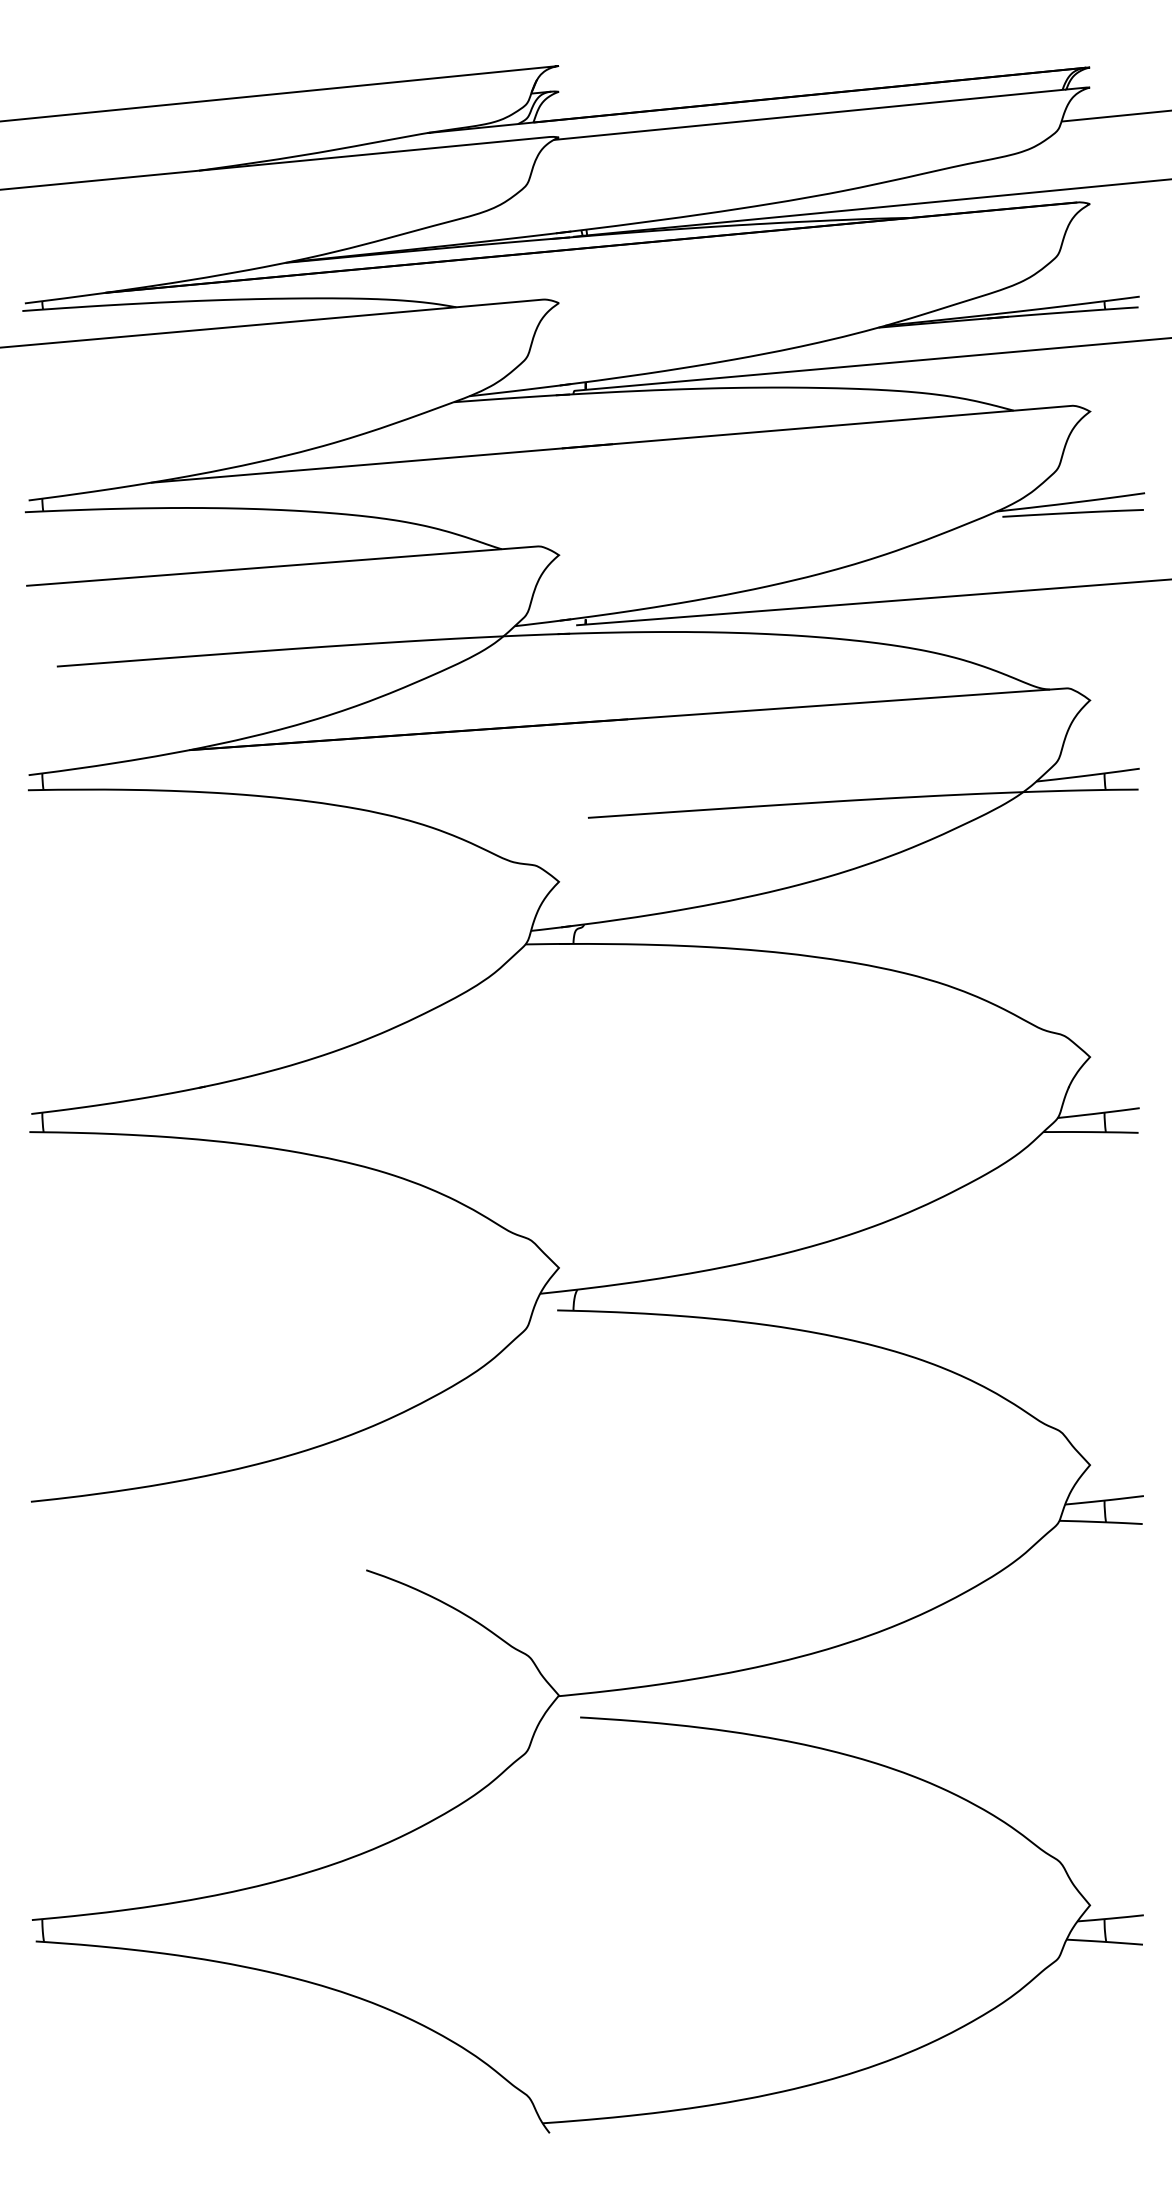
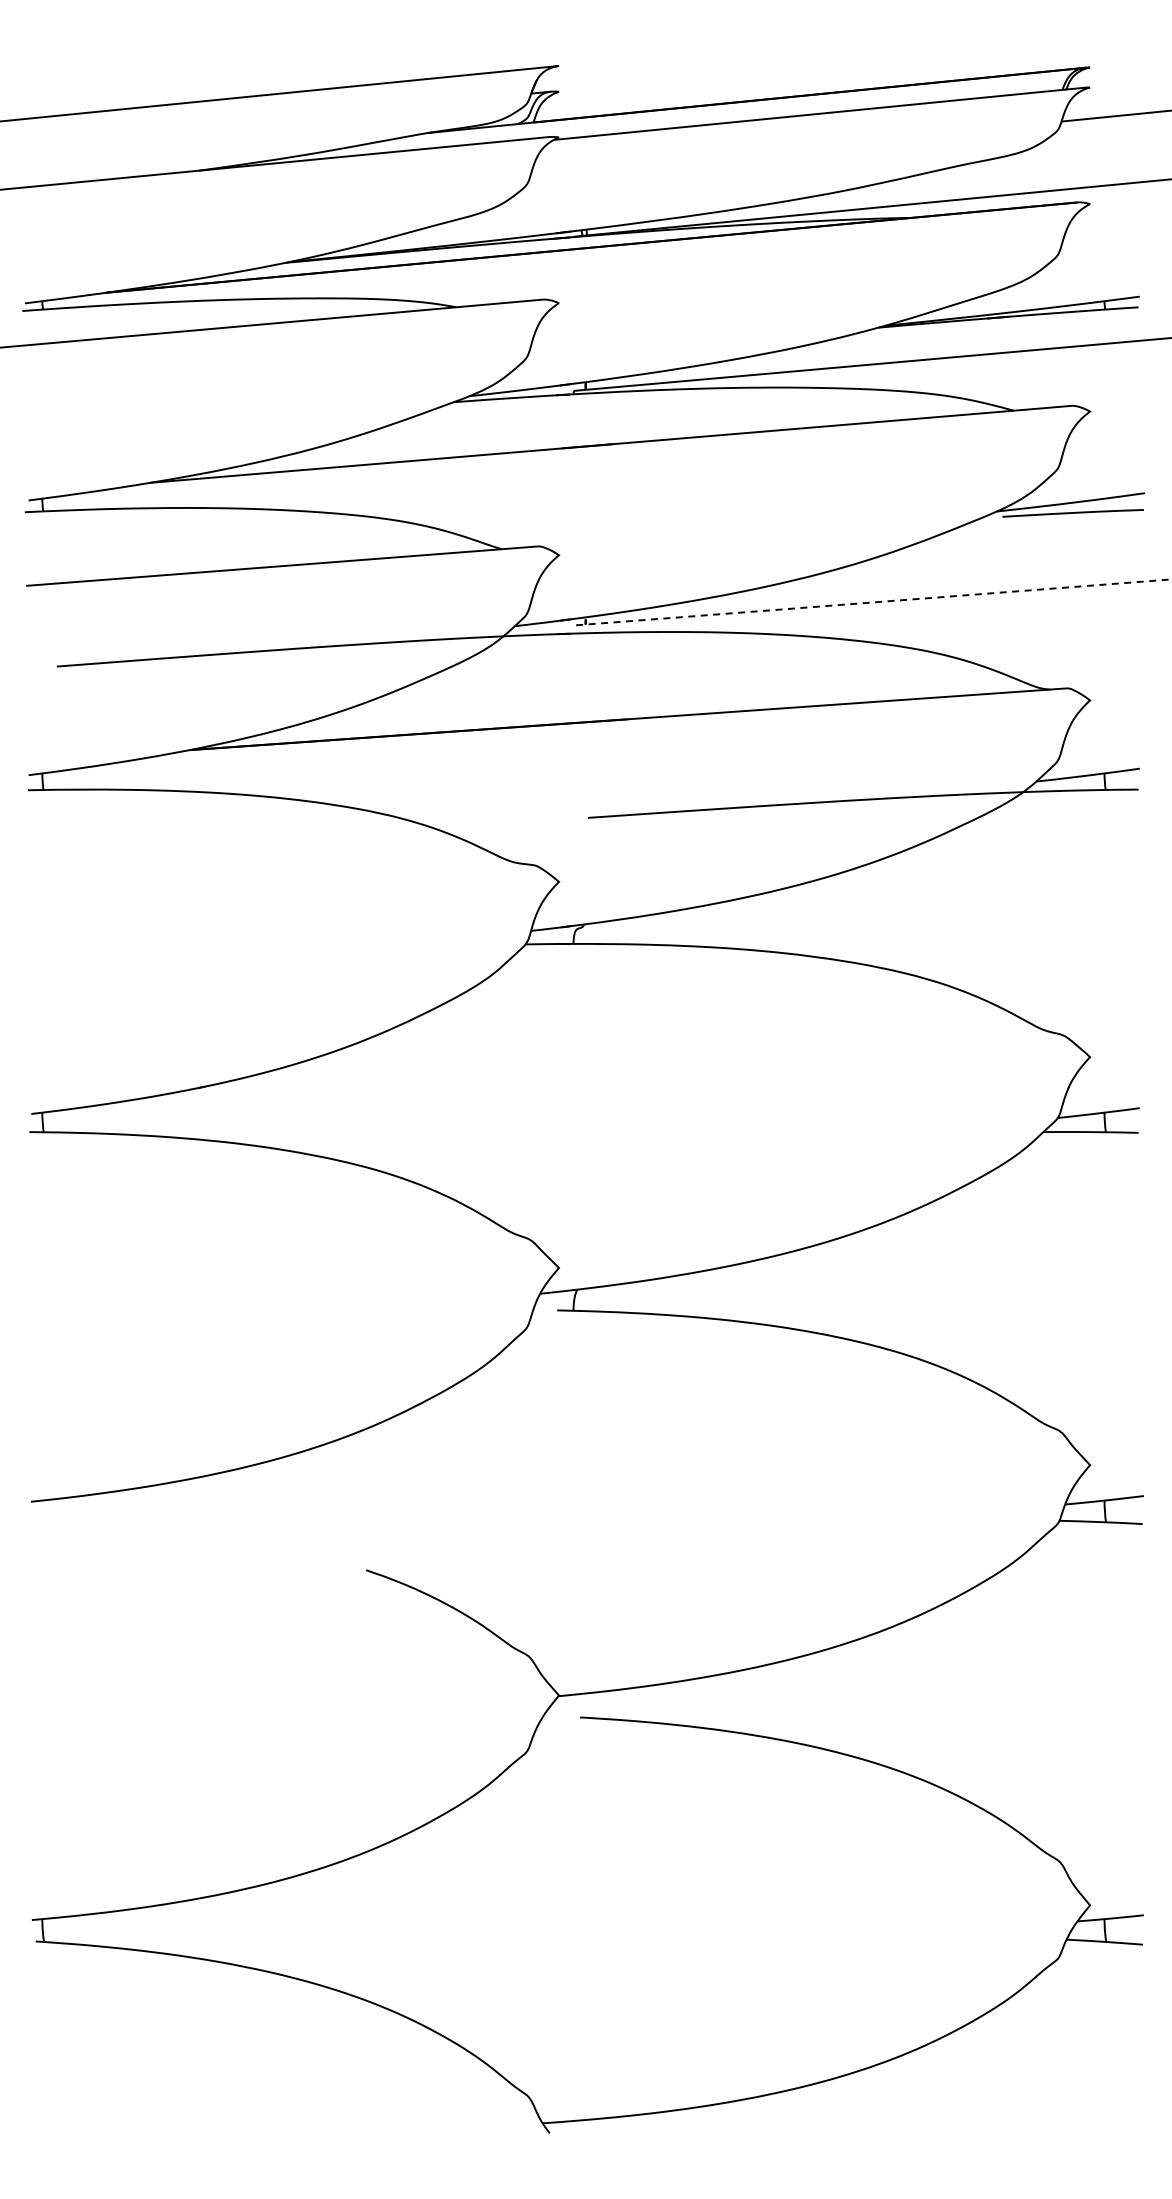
line: solid -> dashed (874, 602)
